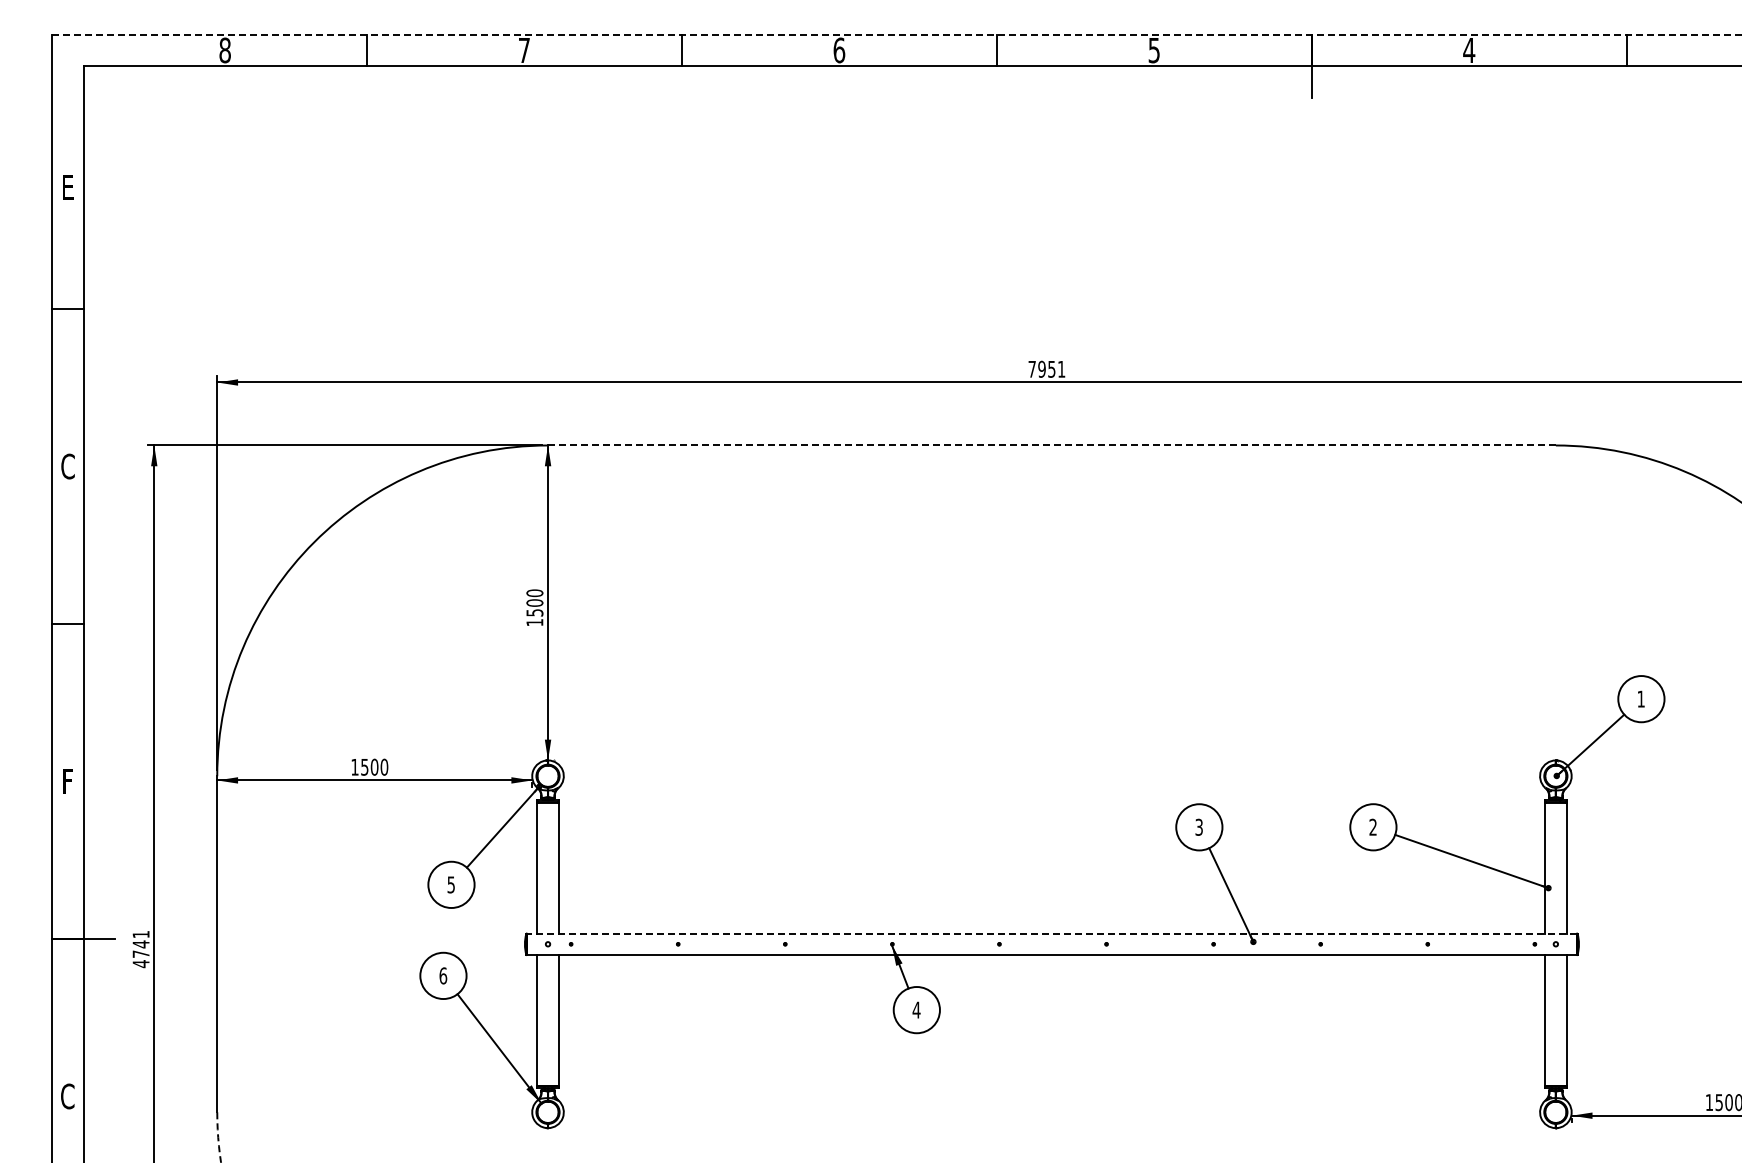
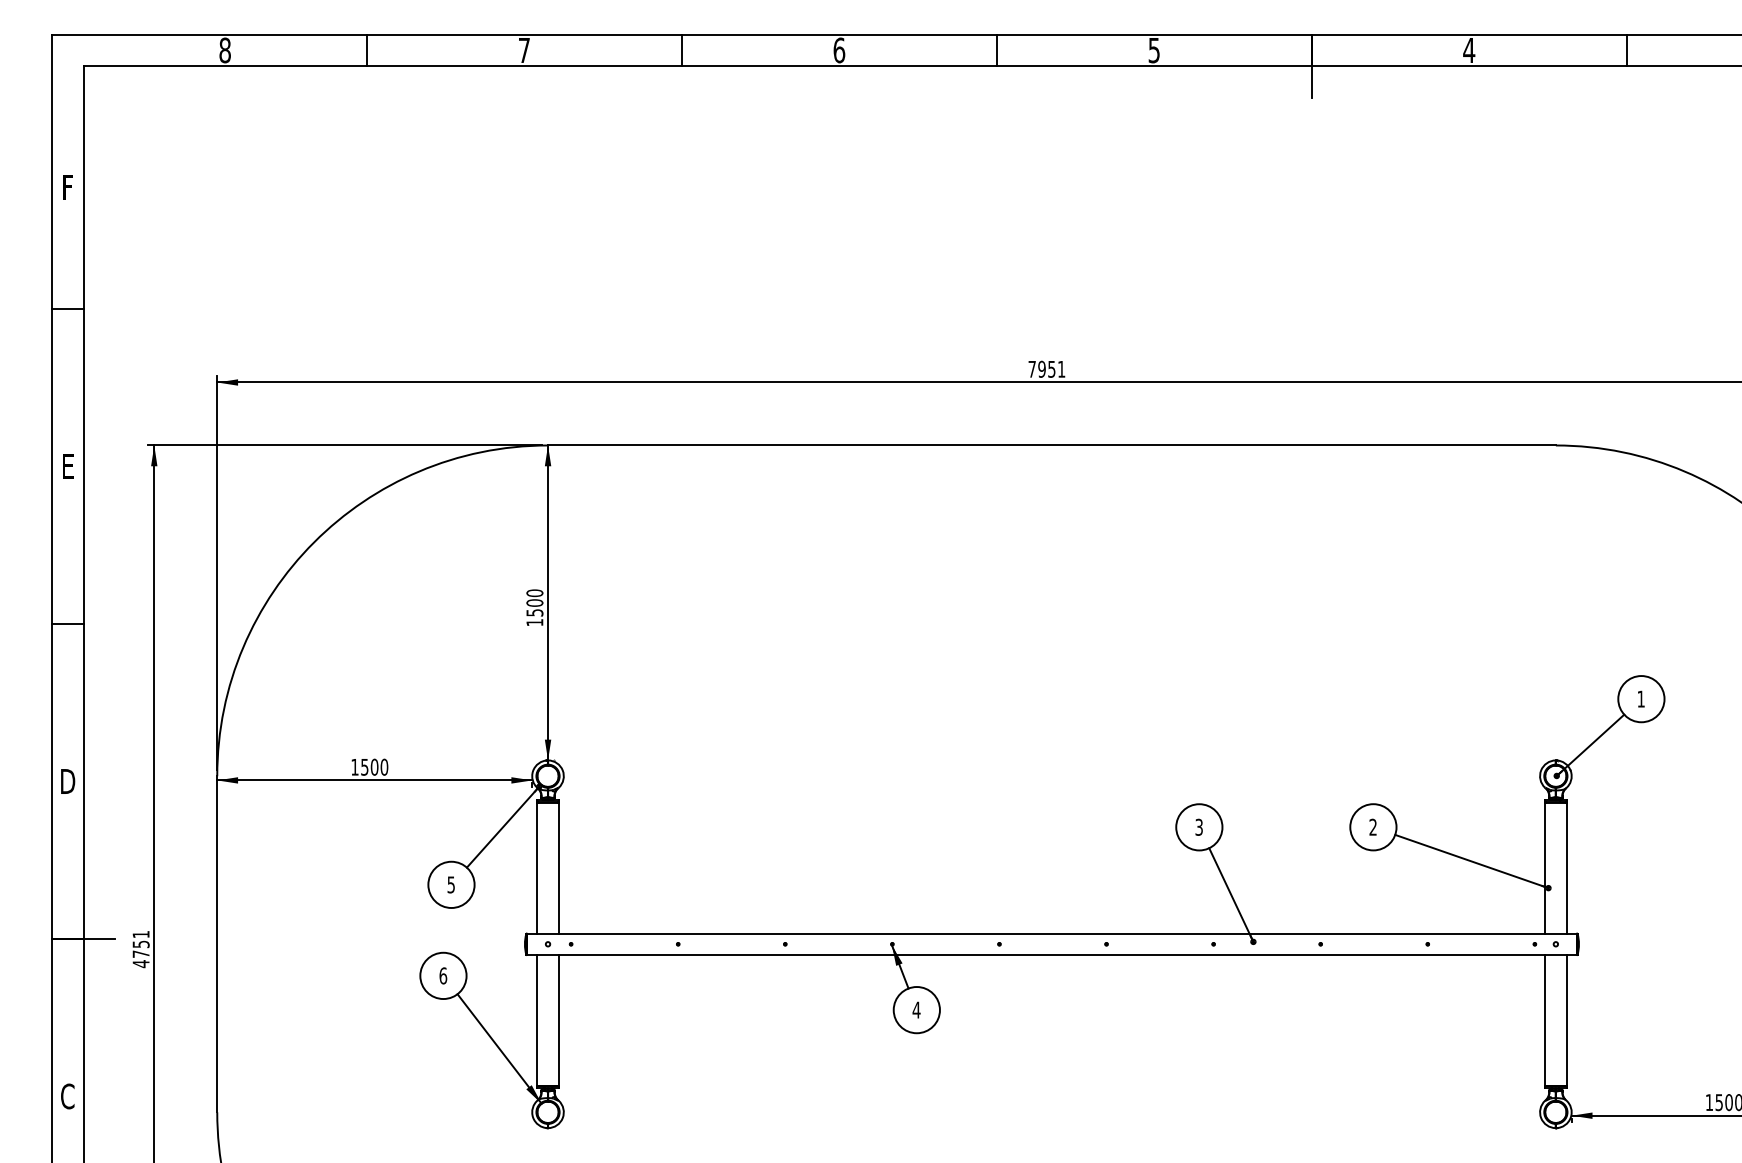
line: dashed -> solid (897, 34)
text: E -> F (69, 188)
line: dashed -> solid (1051, 445)
text: C -> E (67, 466)
text: F -> D (68, 781)
line: dashed -> solid (1051, 933)
text: 4741 -> 4751 (140, 944)
arc: dashed -> solid (218, 1138)
